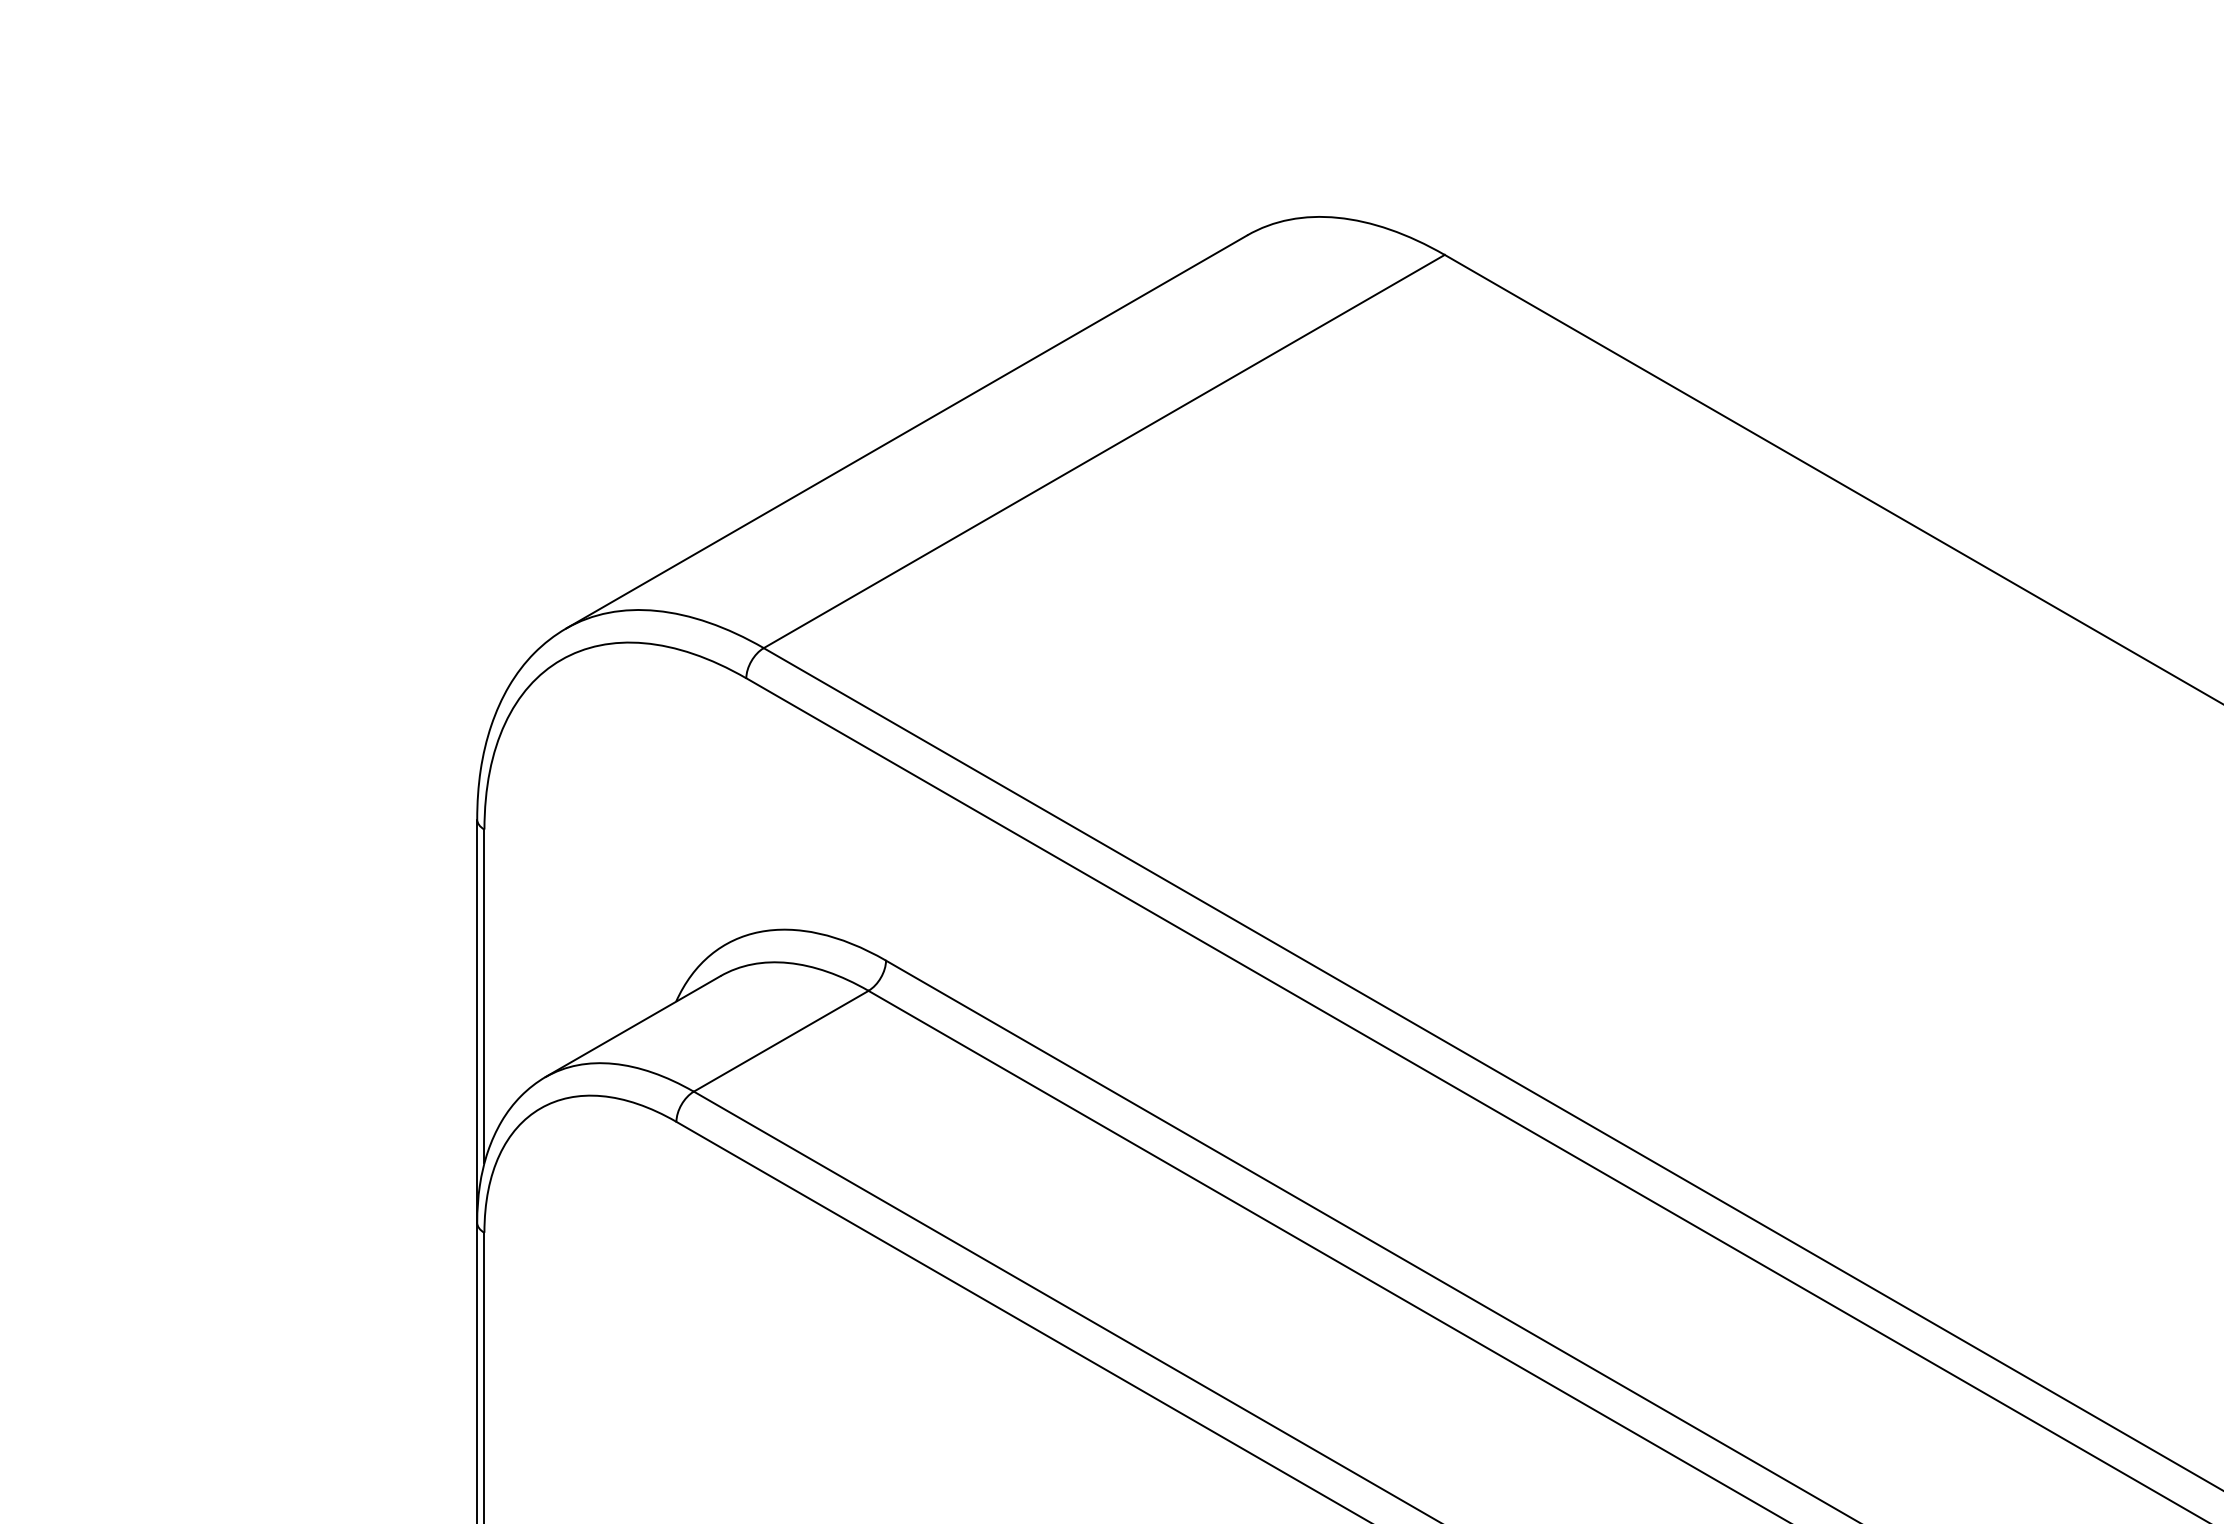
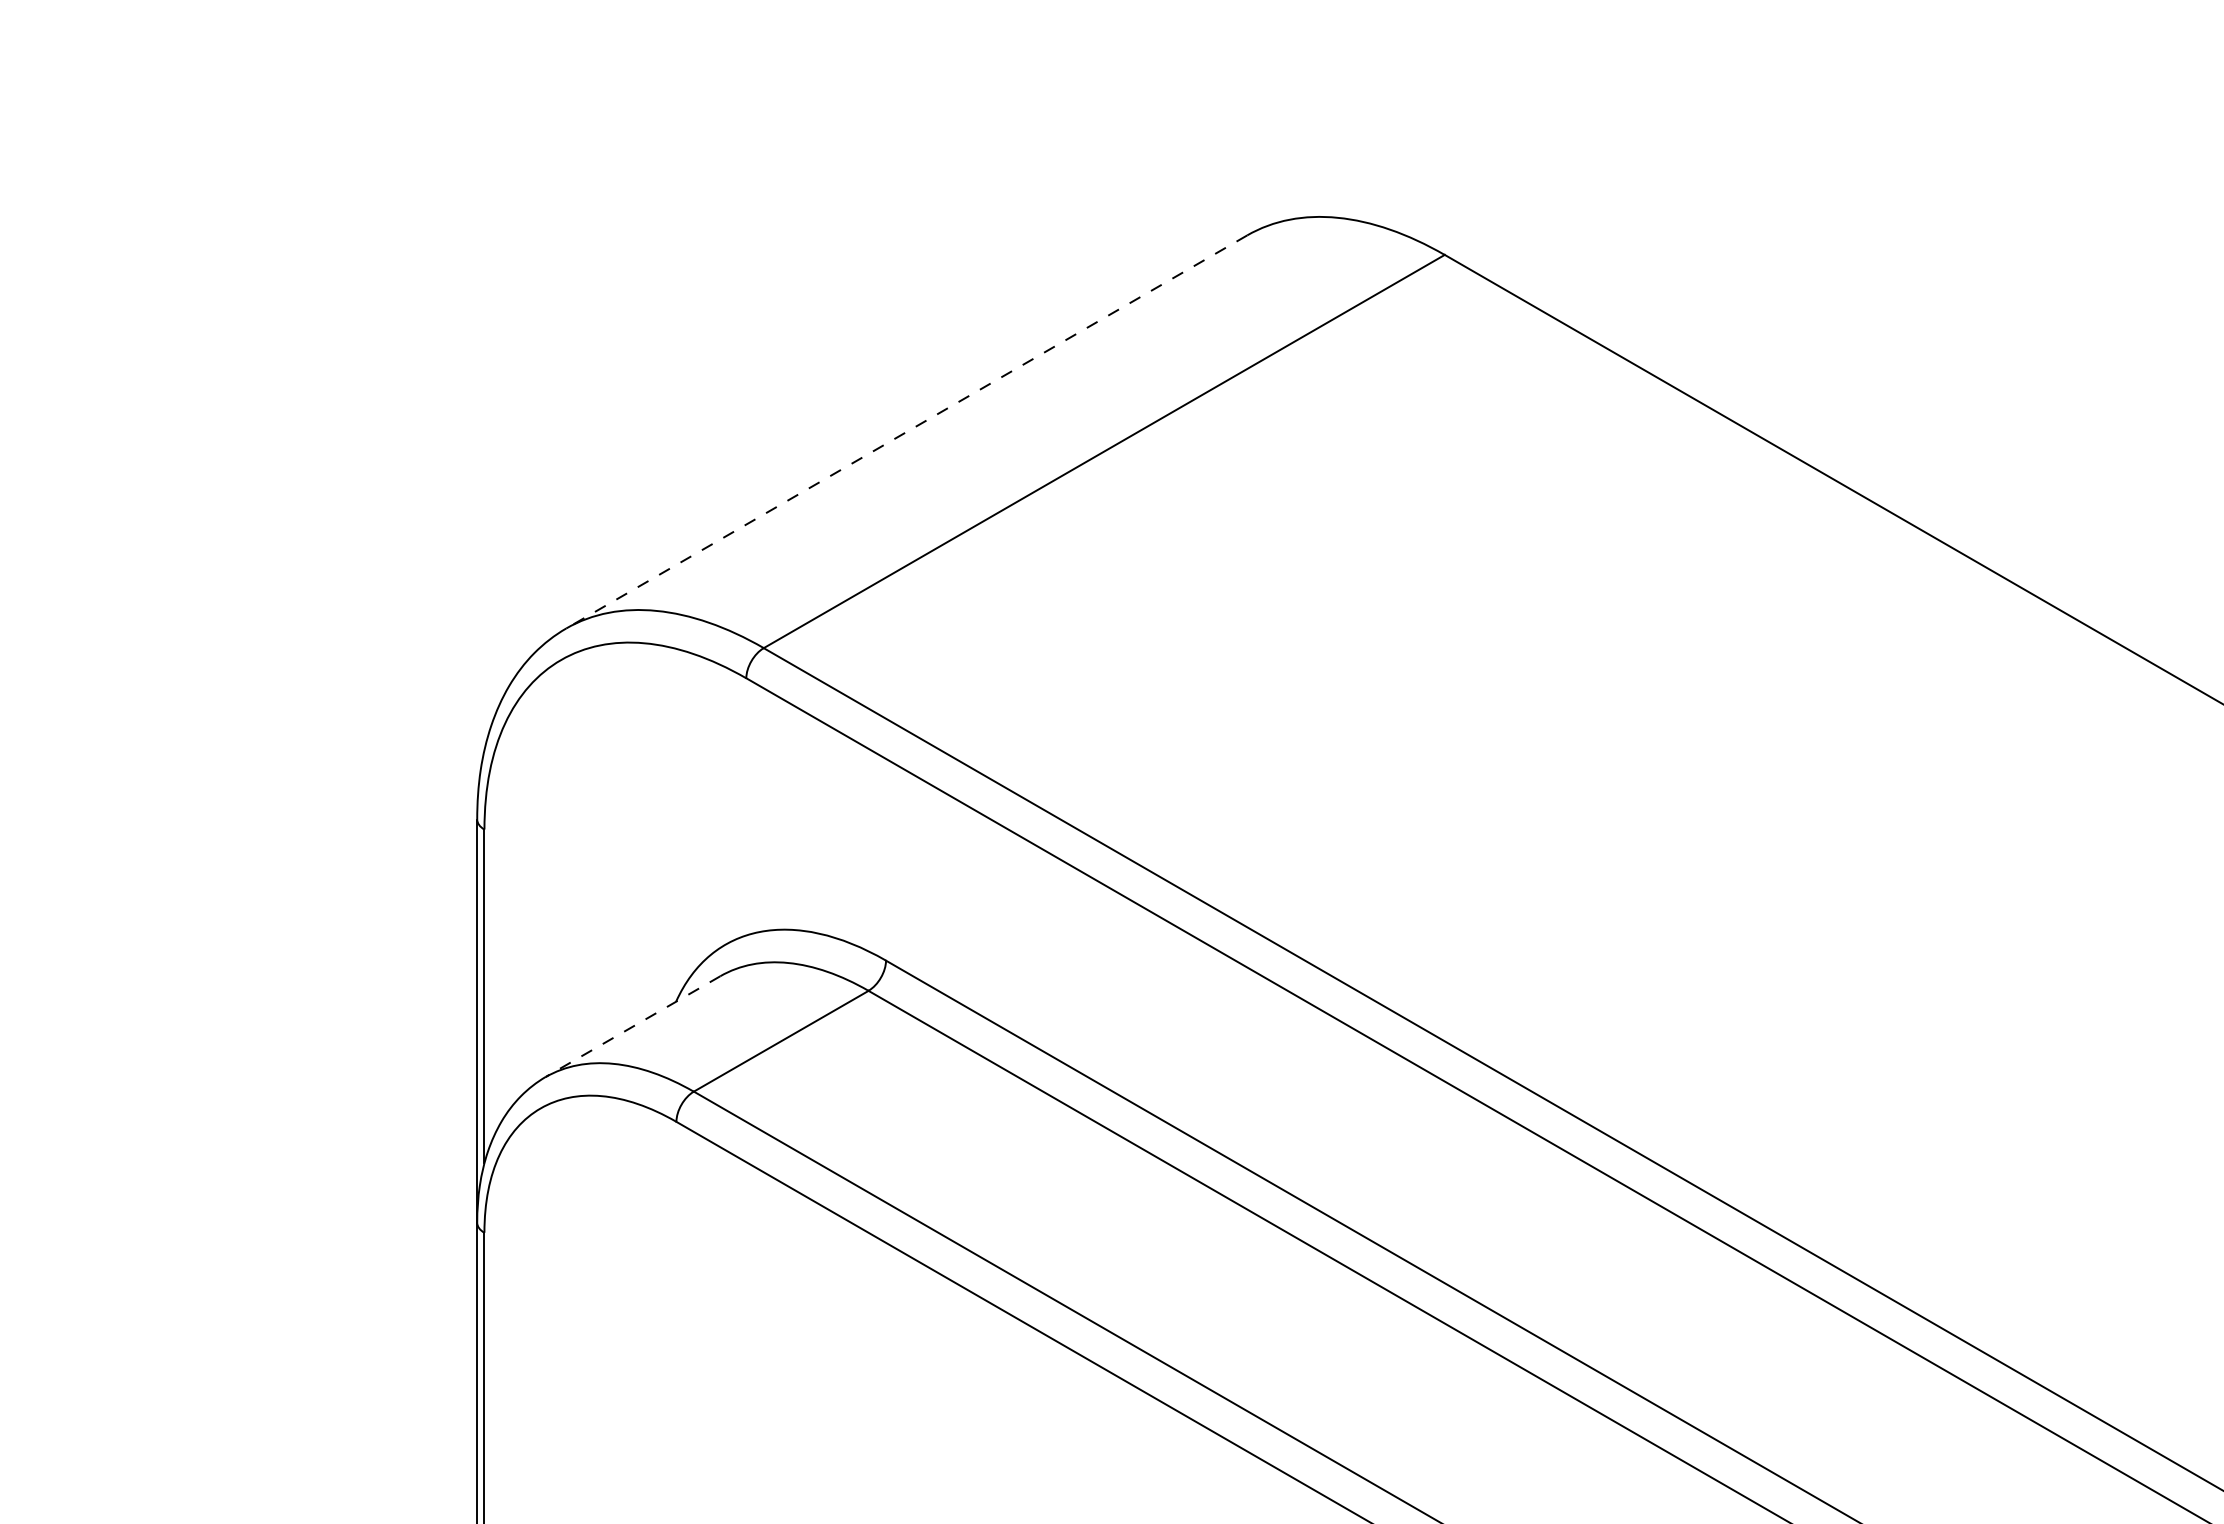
line: solid -> dashed (906, 432)
line: solid -> dashed (633, 1026)
